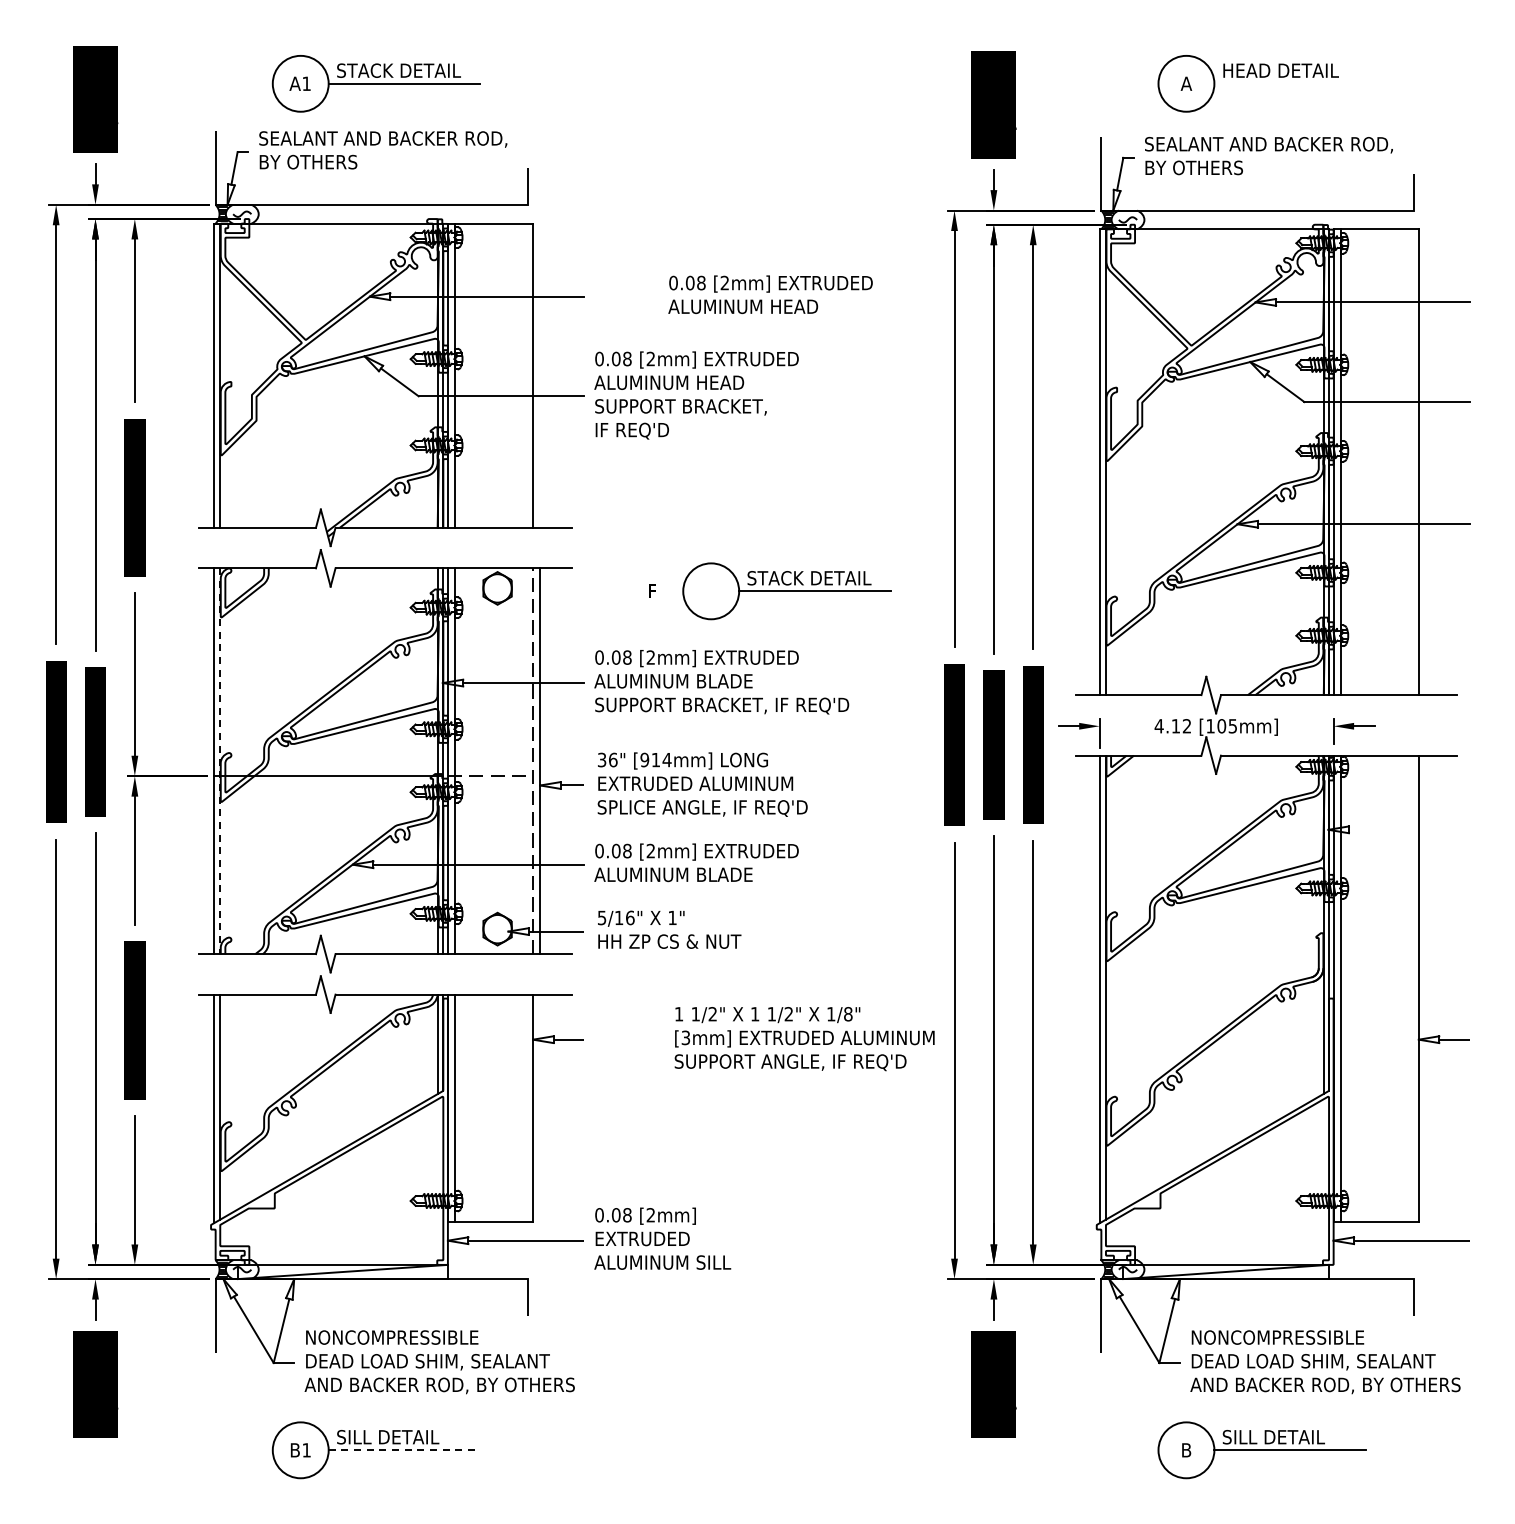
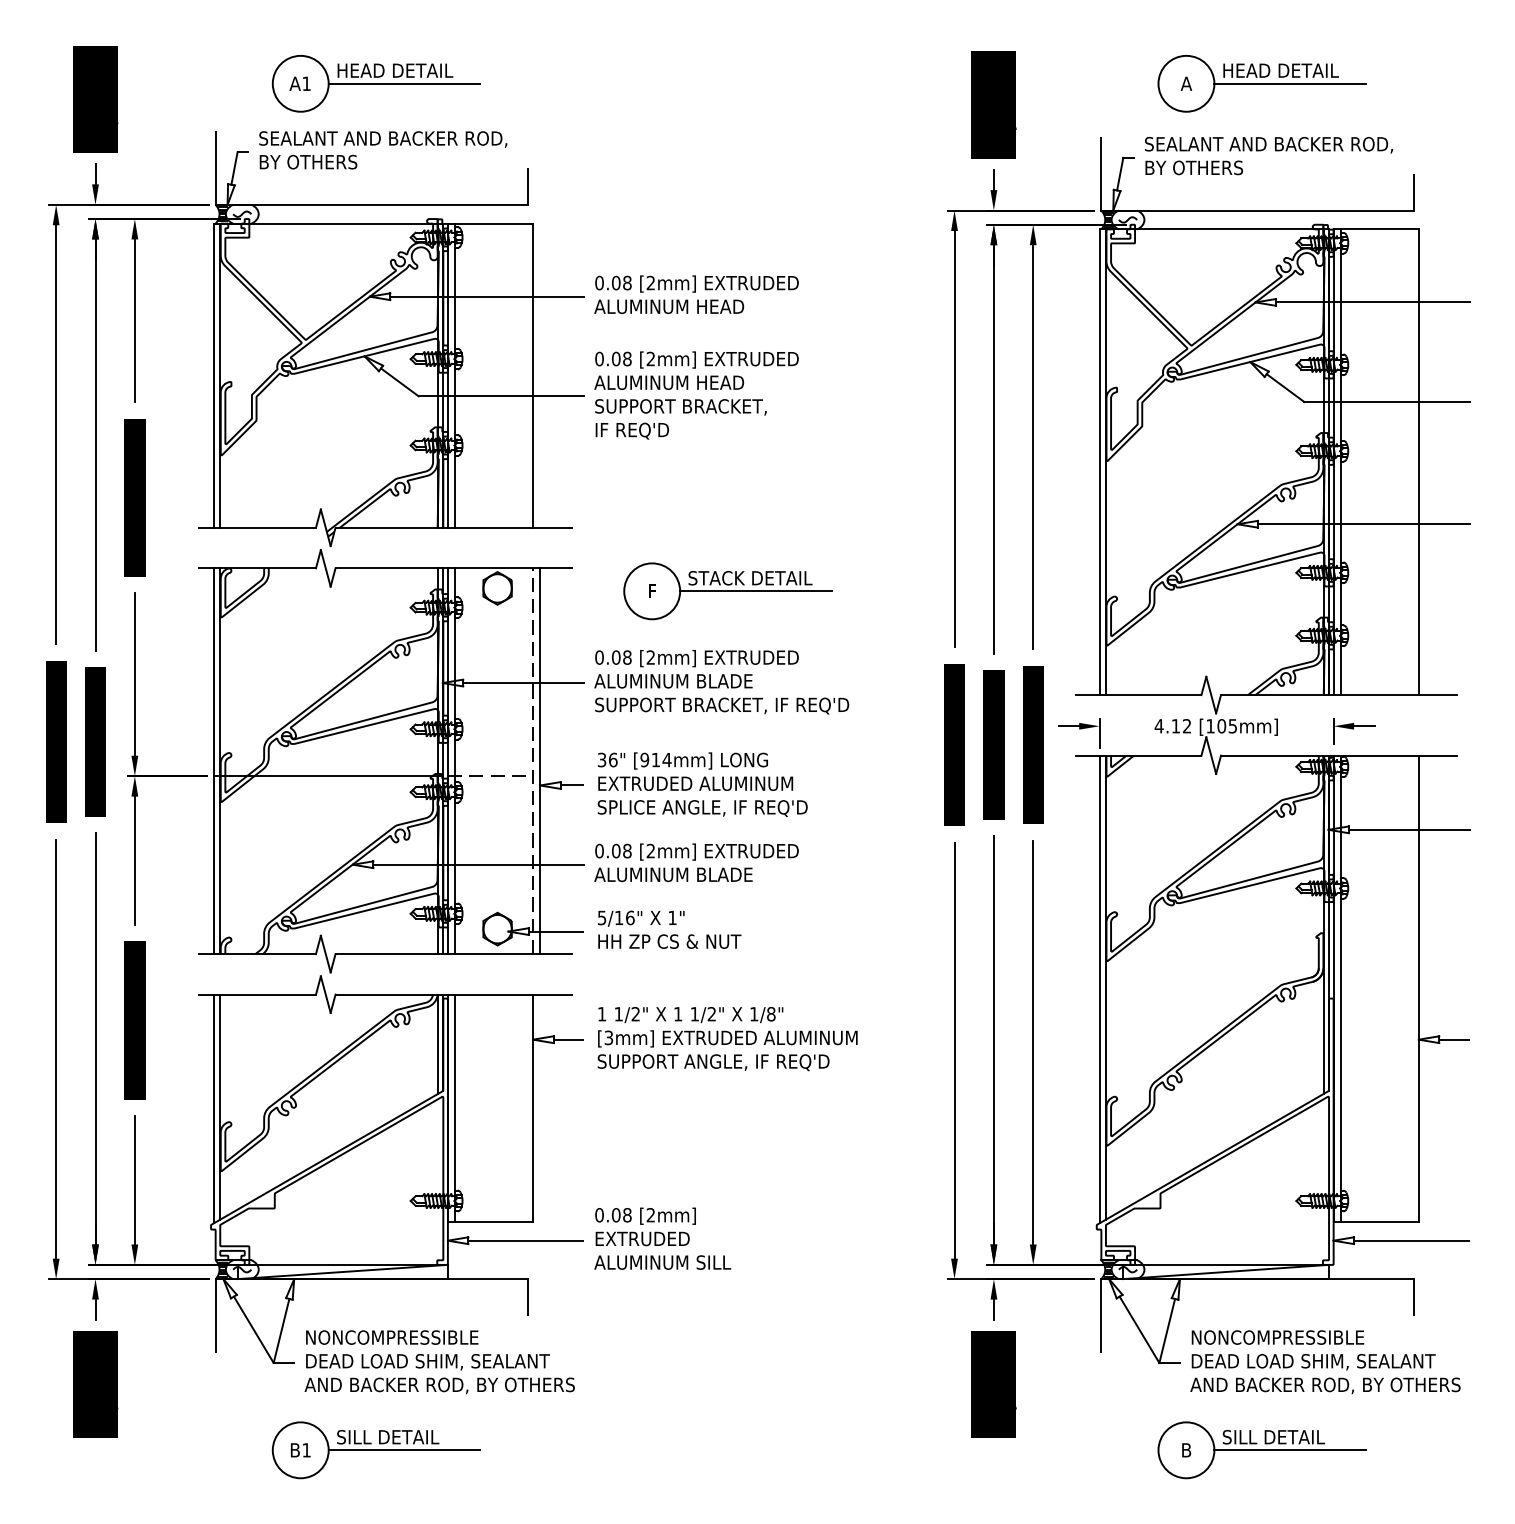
text: STACK DETAIL -> HEAD DETAIL (398, 70)
line: none -> present (1289, 83)
text position: (770, 294) -> (696, 294) (696, 294)
part position: (786, 591) -> (727, 591) (727, 591)
line: dashed -> solid (220, 761)
line: none -> present (1408, 829)
text position: (804, 1039) -> (727, 1039) (727, 1039)
line: dashed -> solid (404, 1450)
